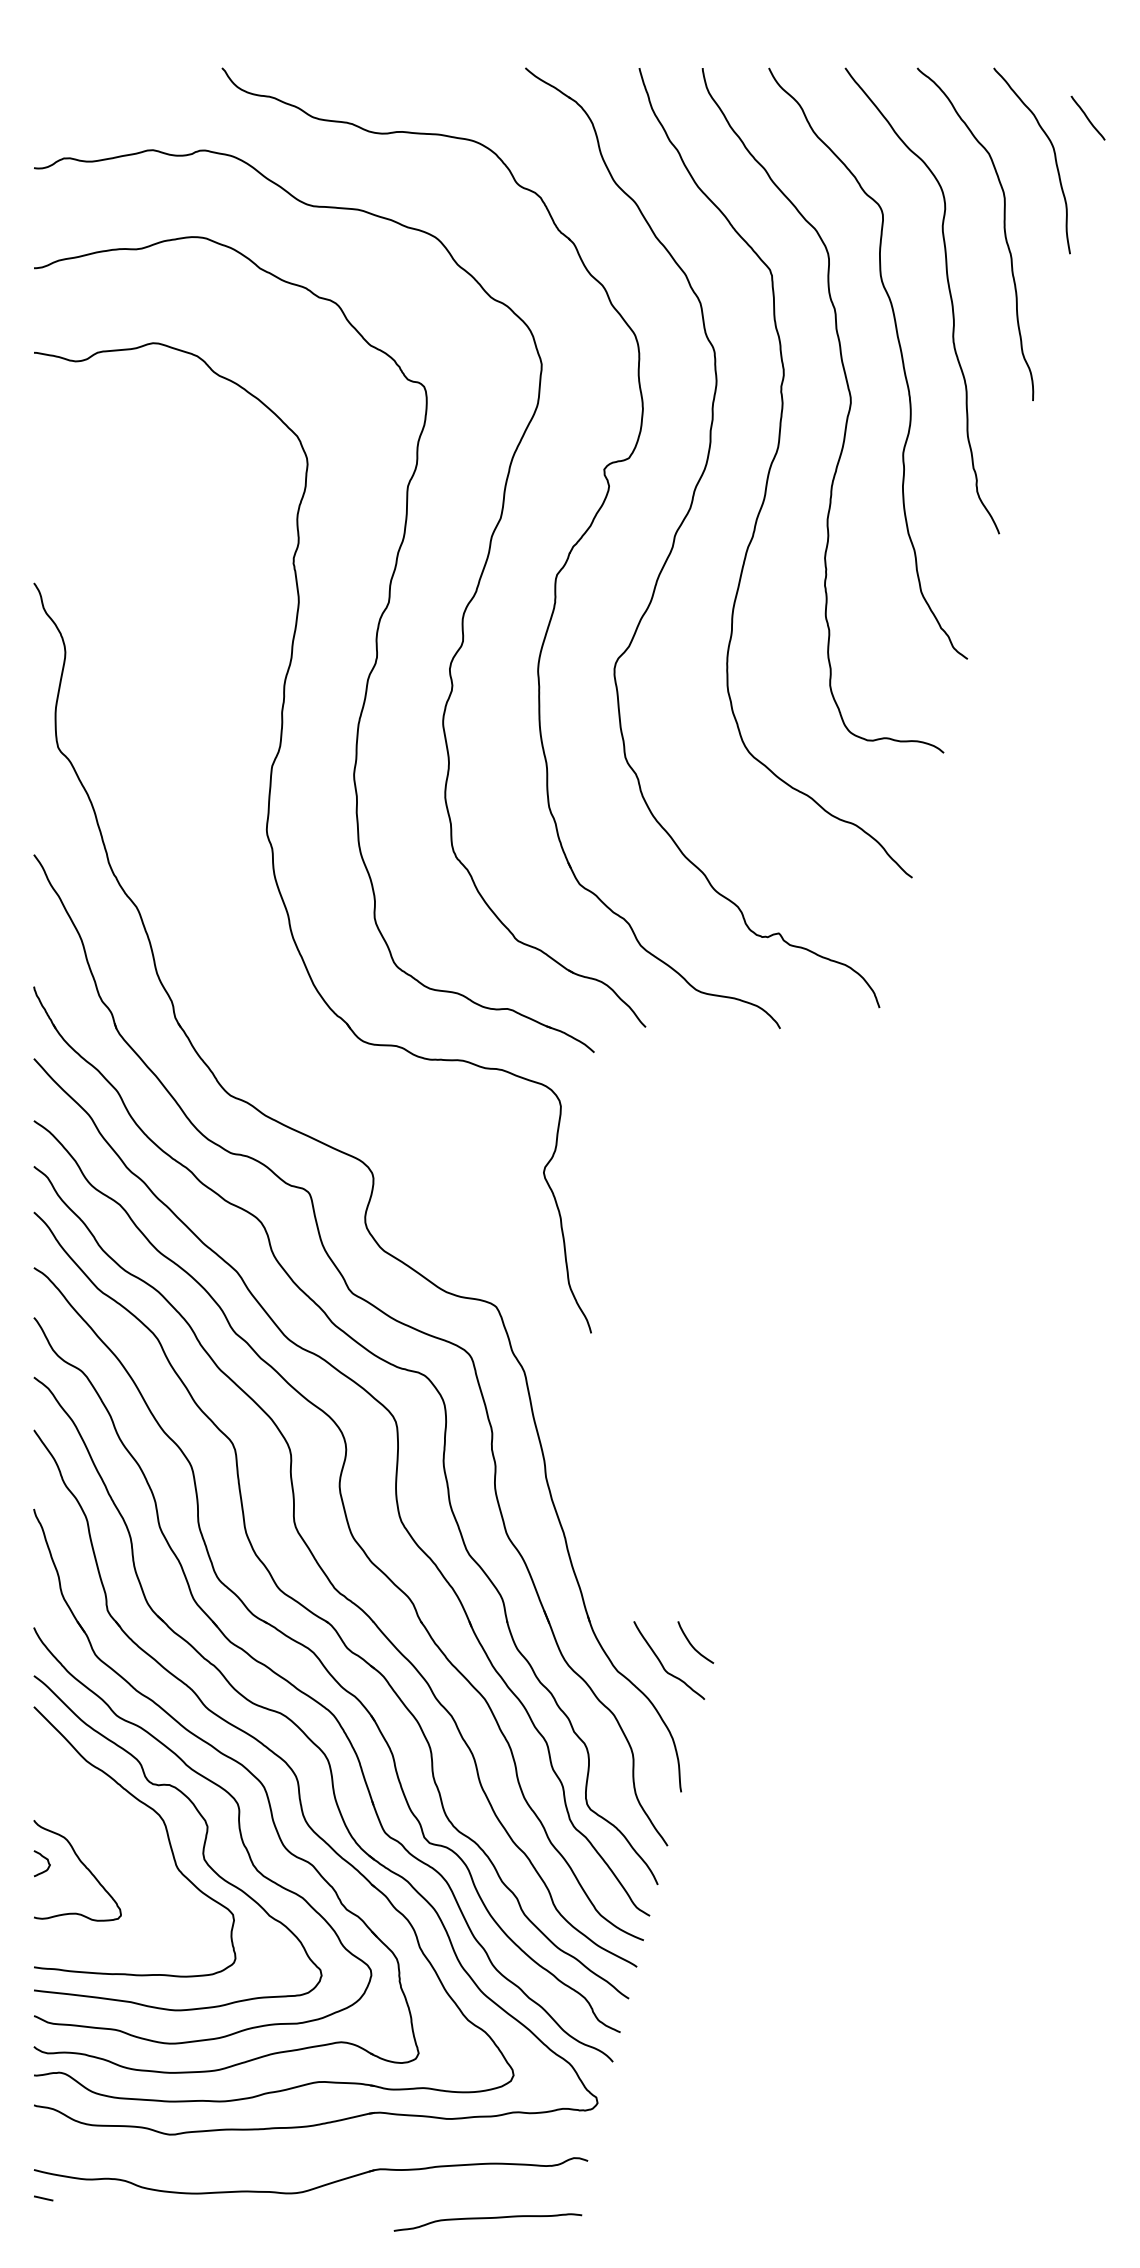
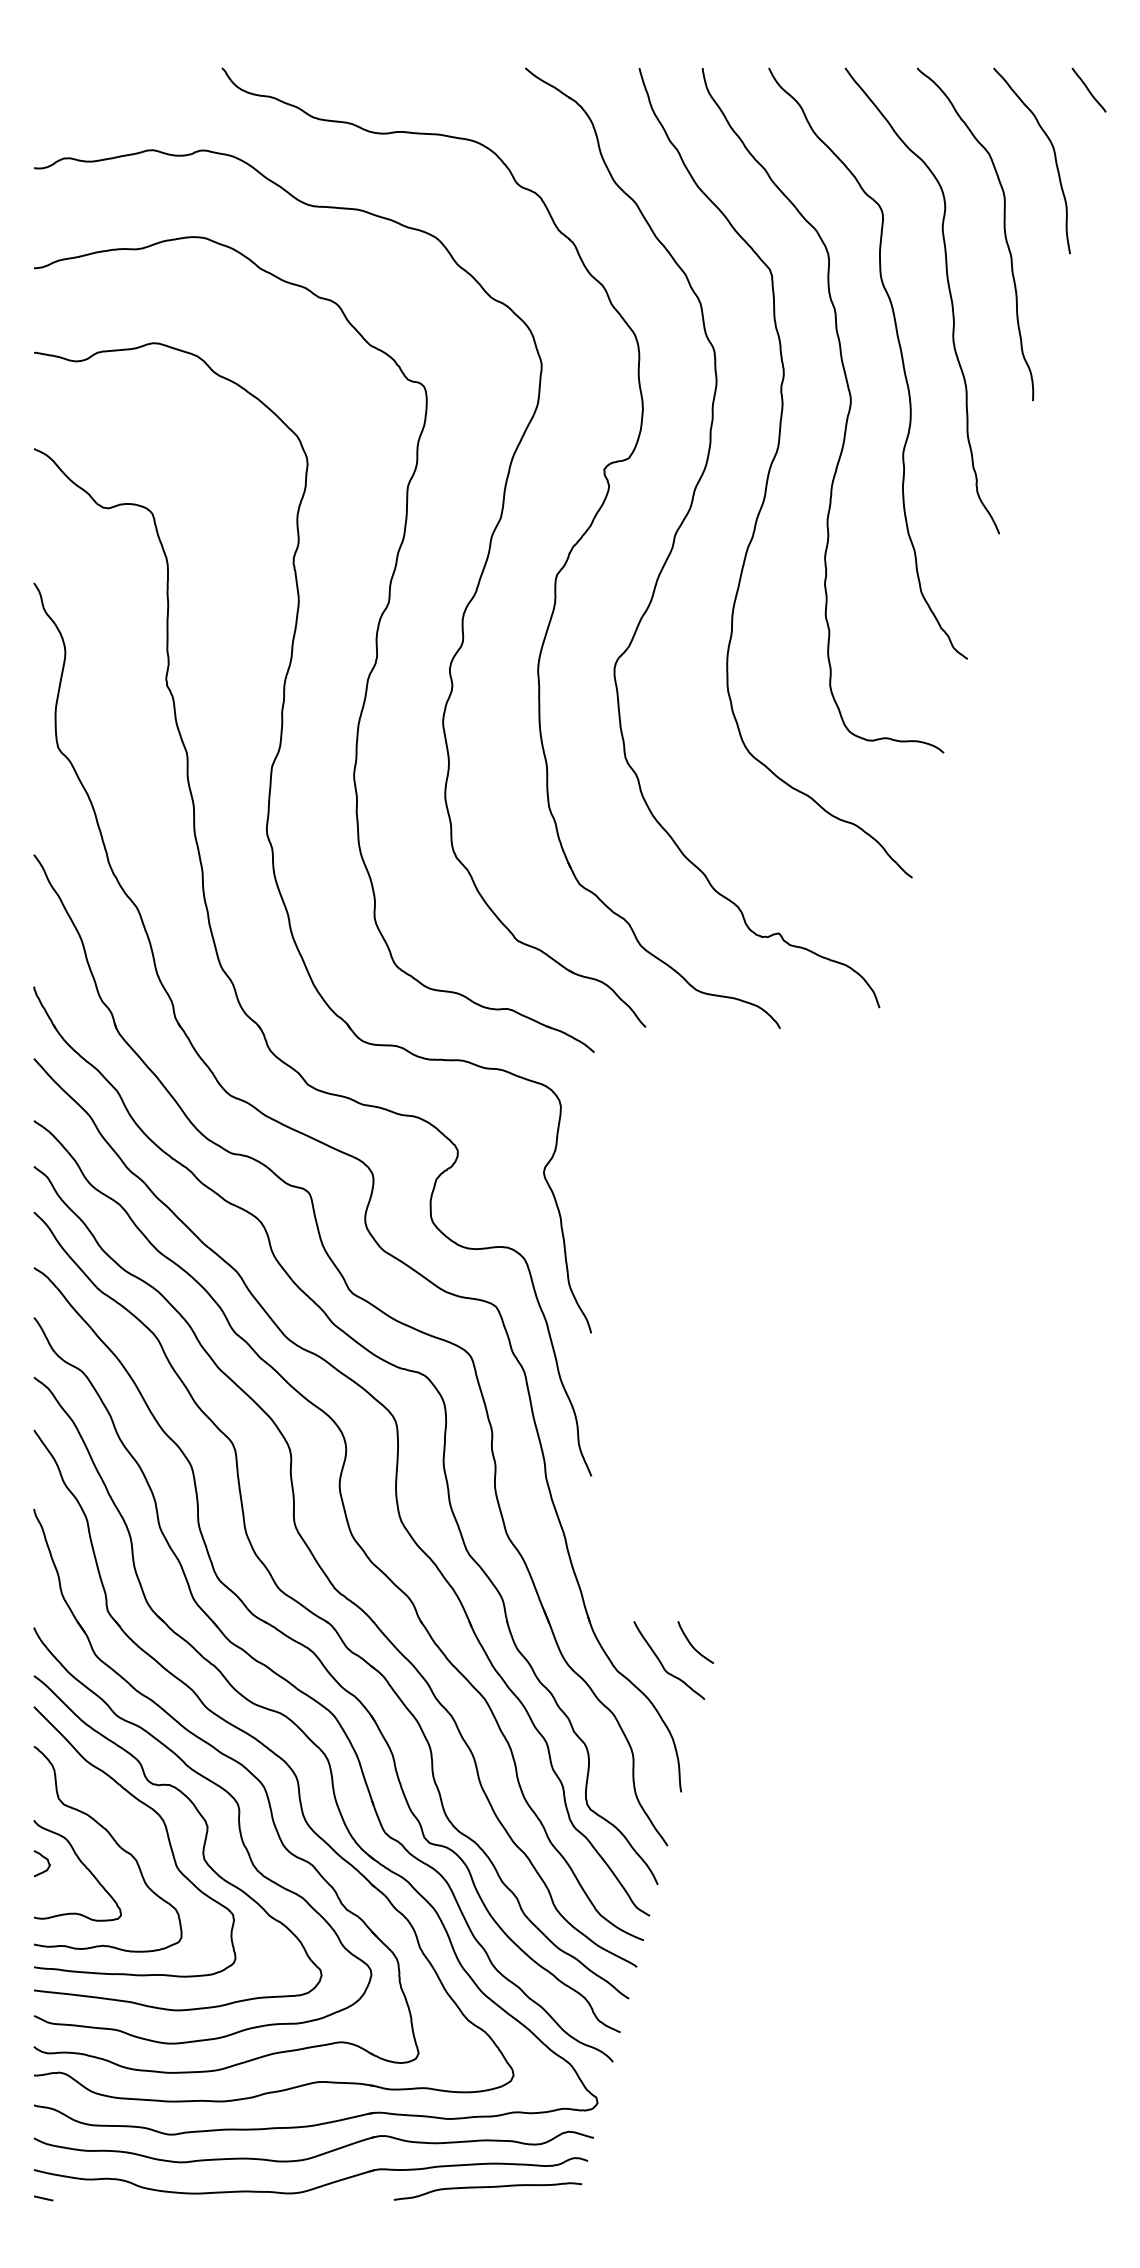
curve position: (1087, 118) -> (1088, 90) (1088, 90)
part: none -> present (235, 987)
curve: none -> present (115, 1843)
part: none -> present (315, 2155)
curve position: (487, 2218) -> (487, 2187) (487, 2187)
